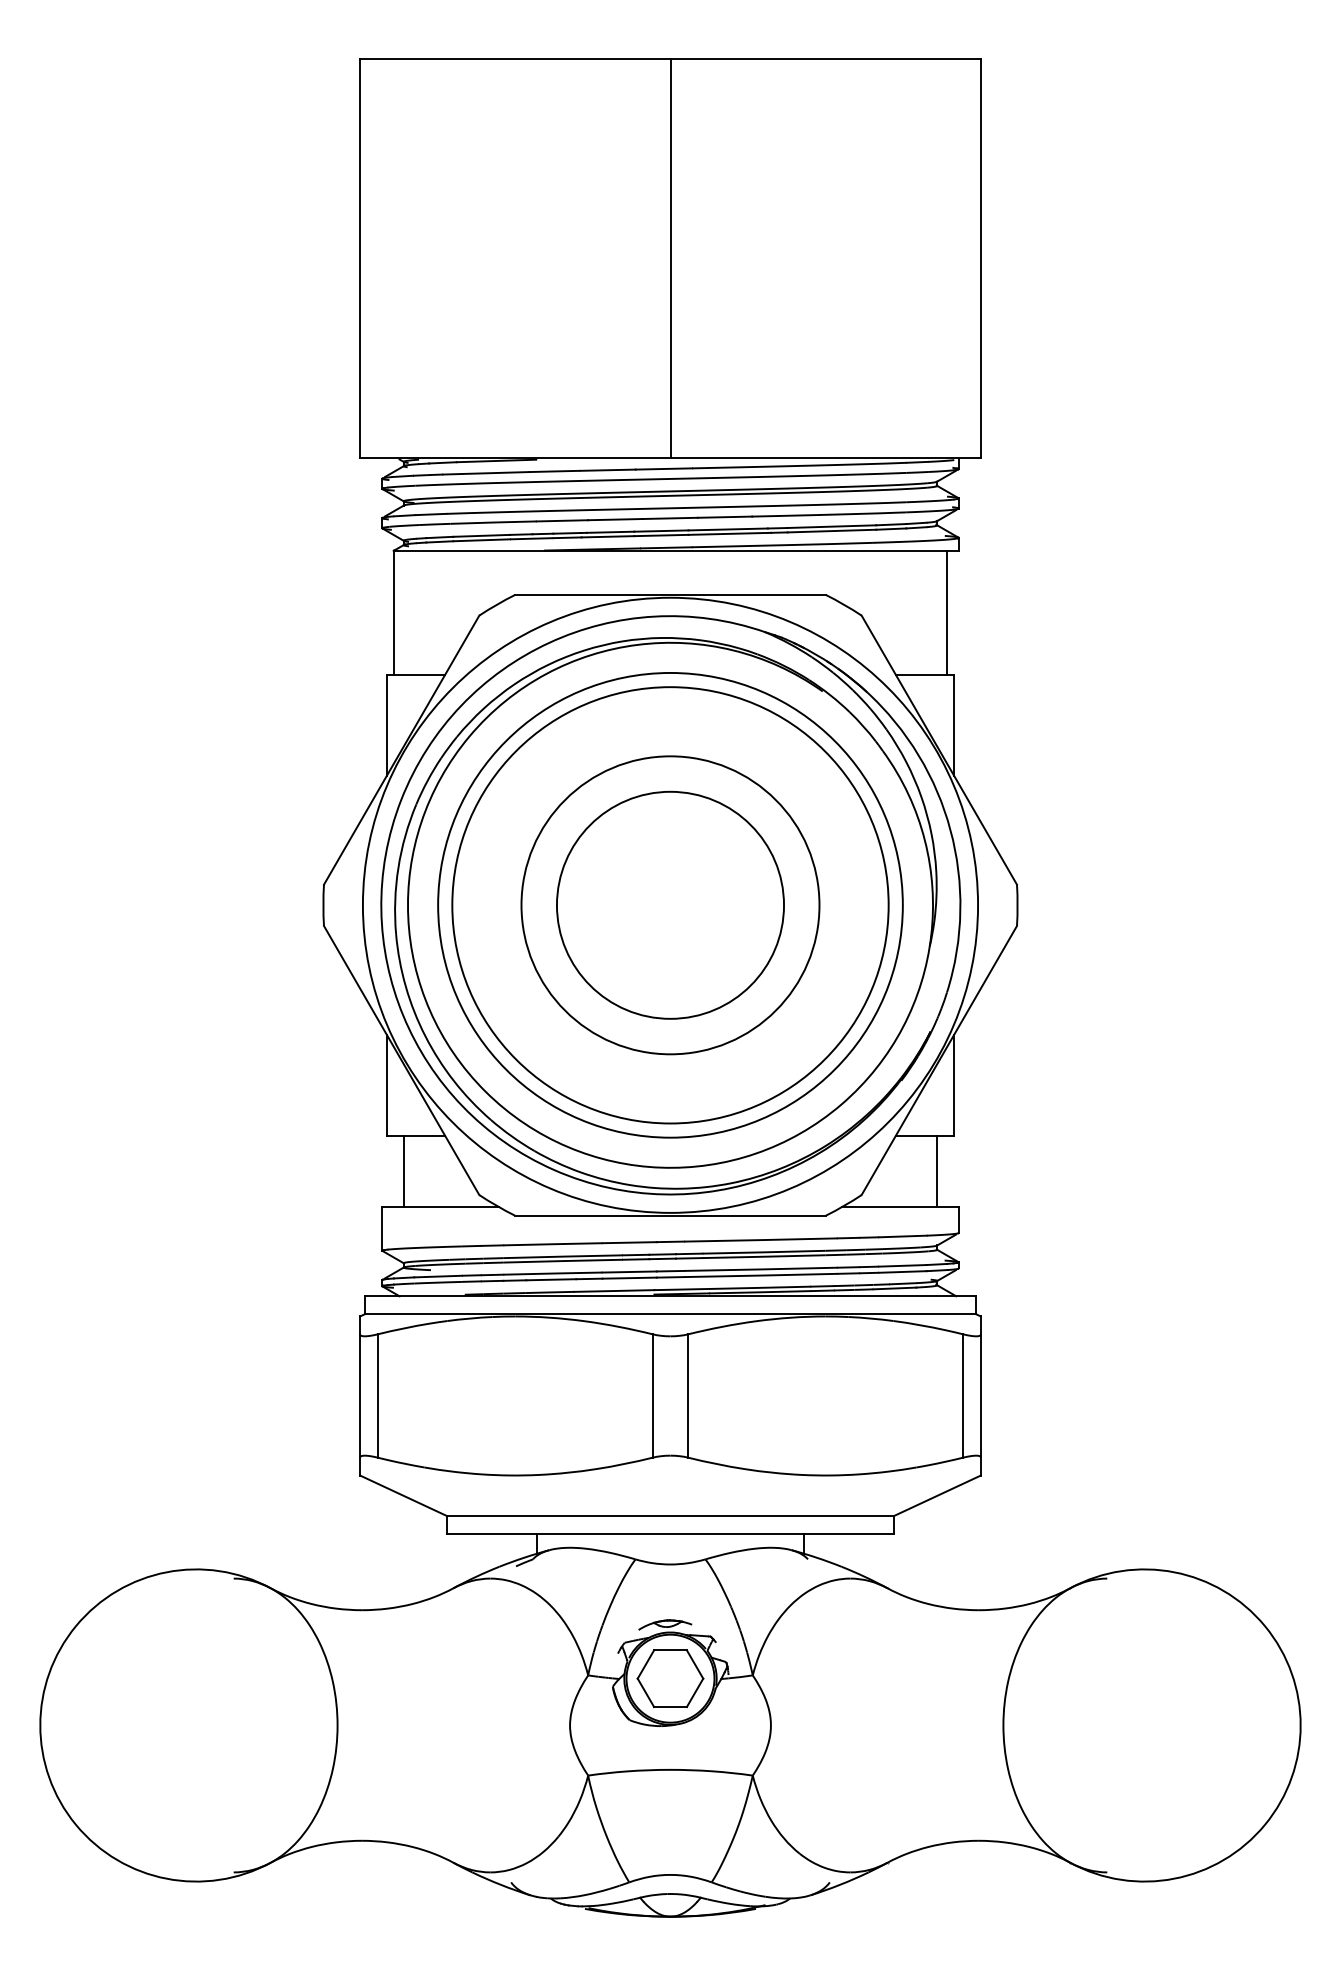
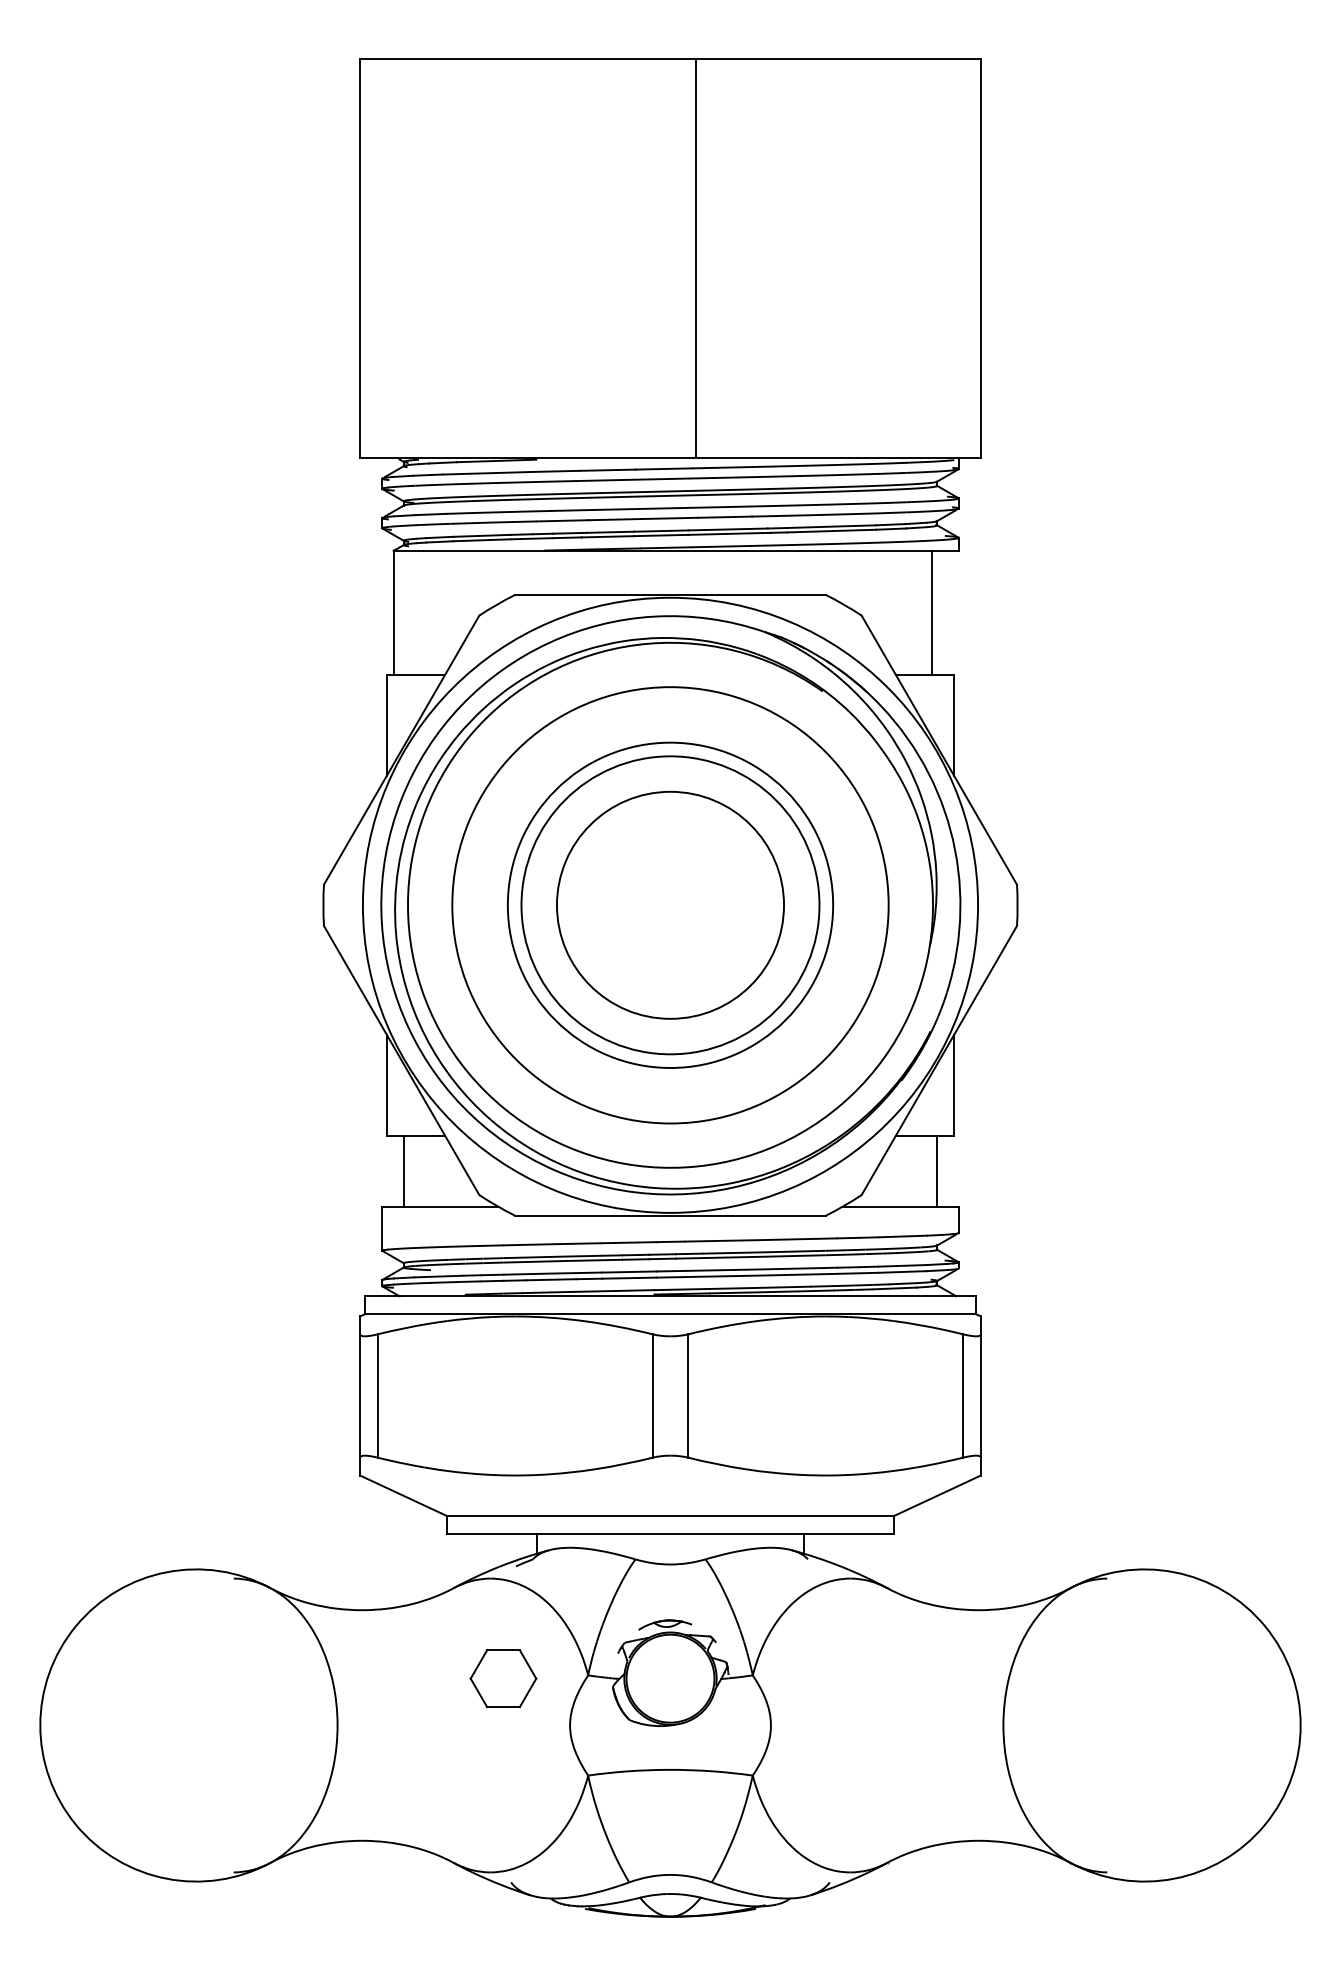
line position: (670, 258) -> (695, 258) (695, 258)
line position: (947, 612) -> (932, 612) (932, 612)
circle diameter: 465 px -> 325 px (670, 904)
part position: (670, 1678) -> (503, 1678) (503, 1678)
